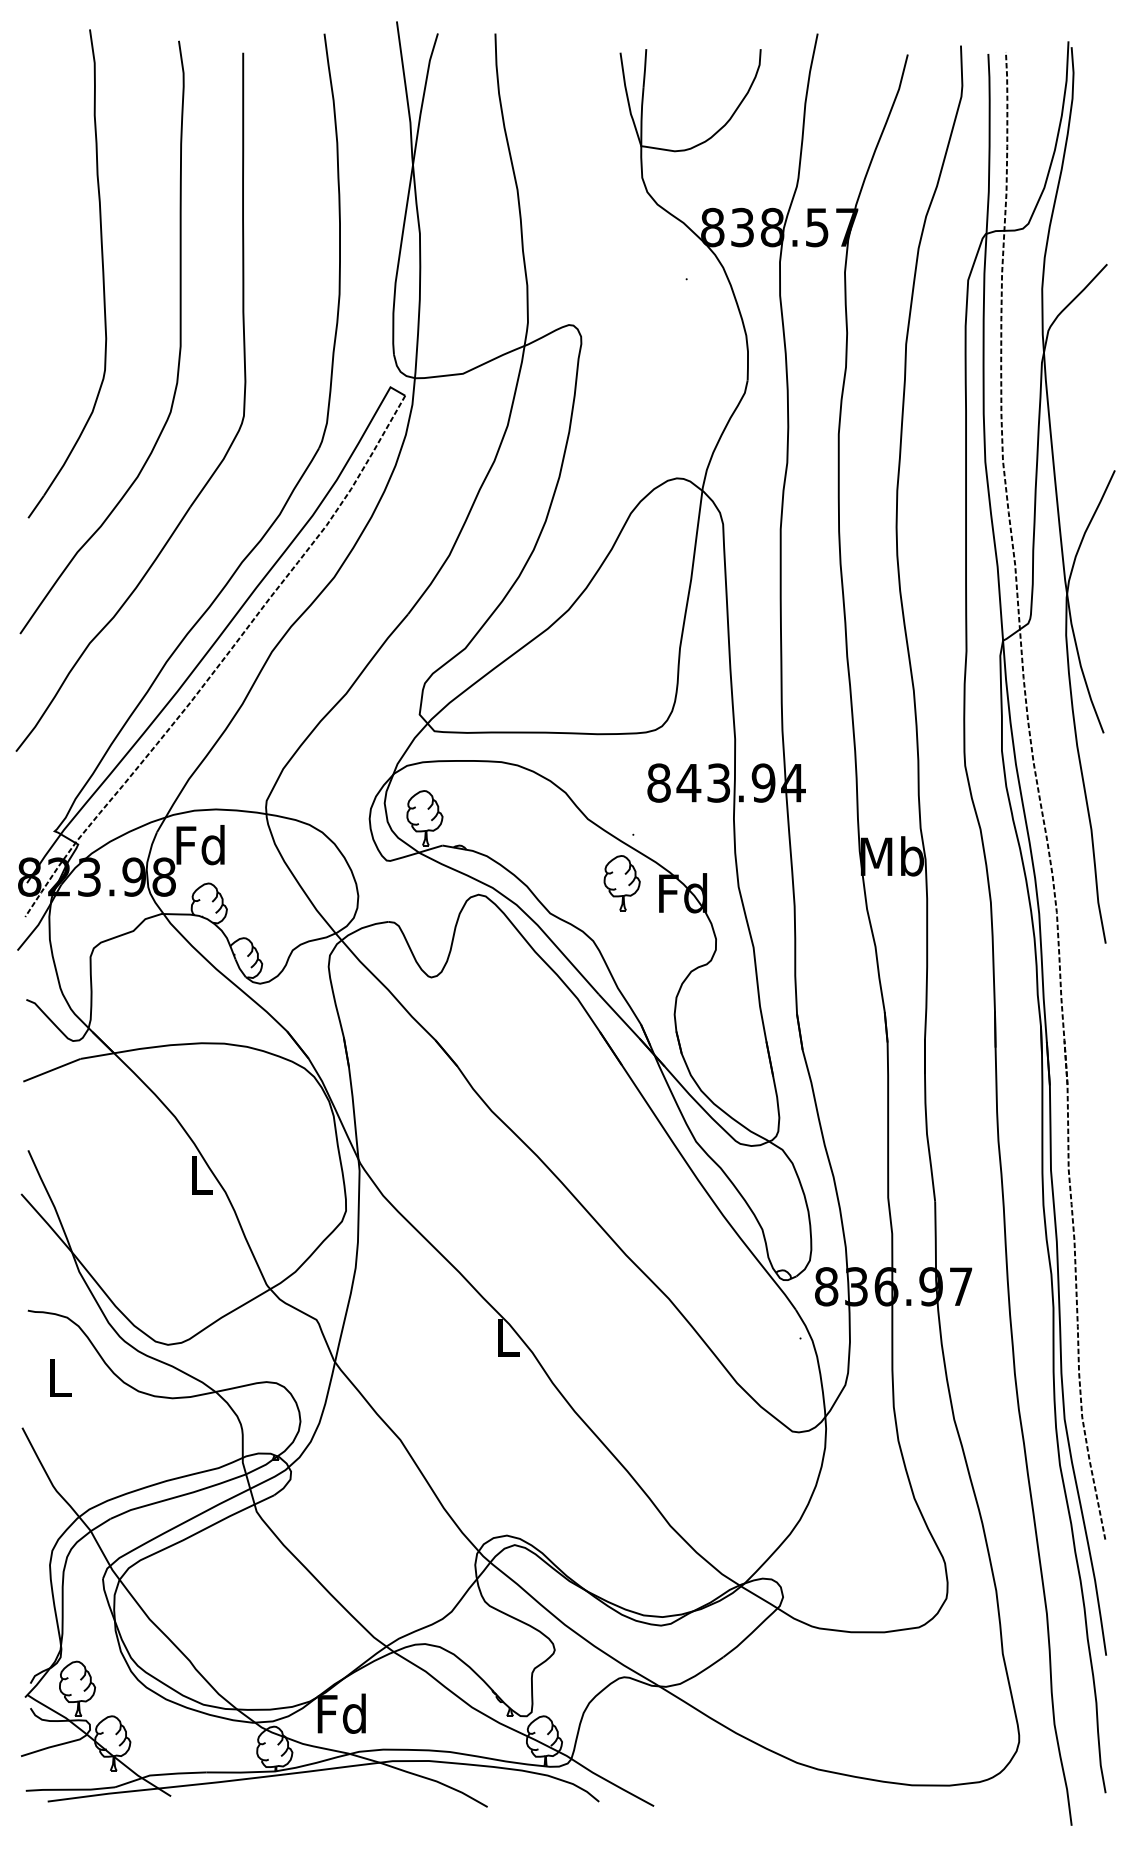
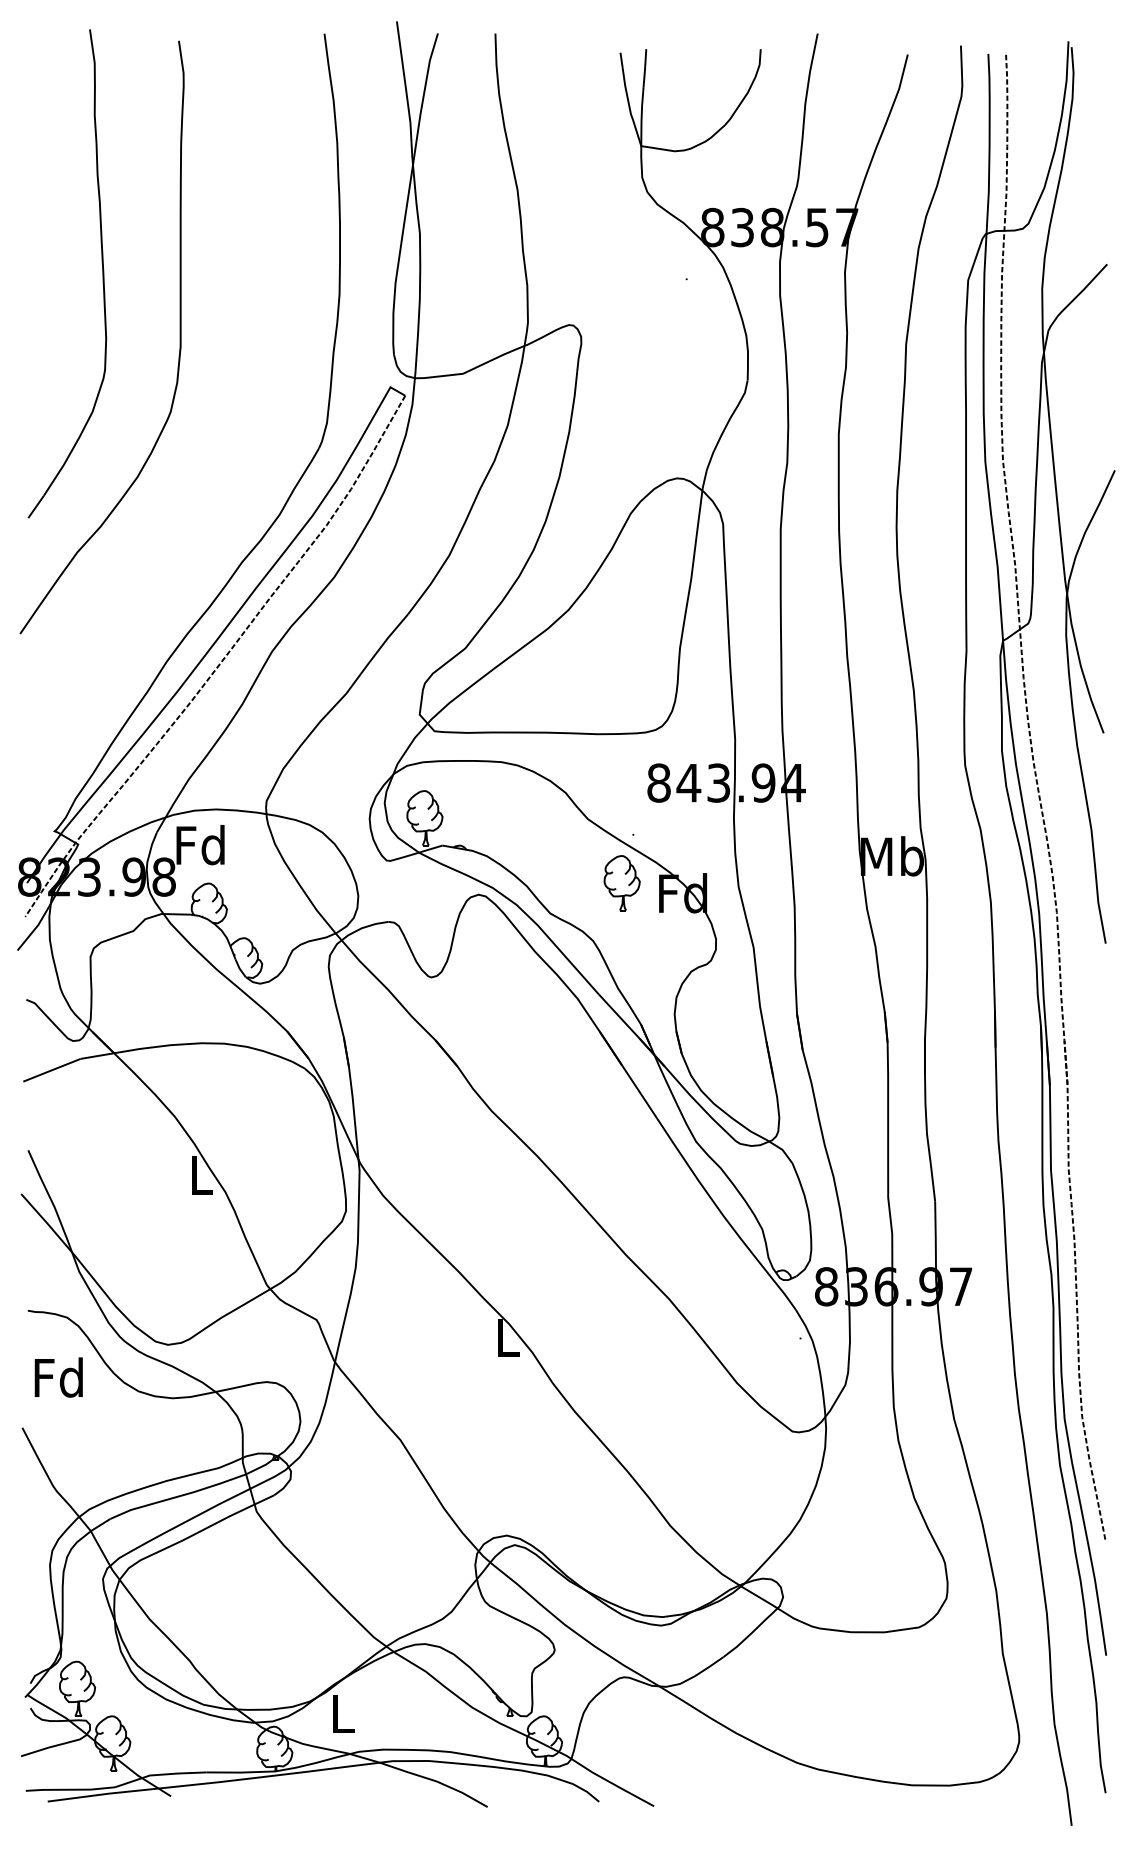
part: present -> none (220, 461)
text: L -> Fd (58, 1377)
text: Fd -> L (341, 1713)
